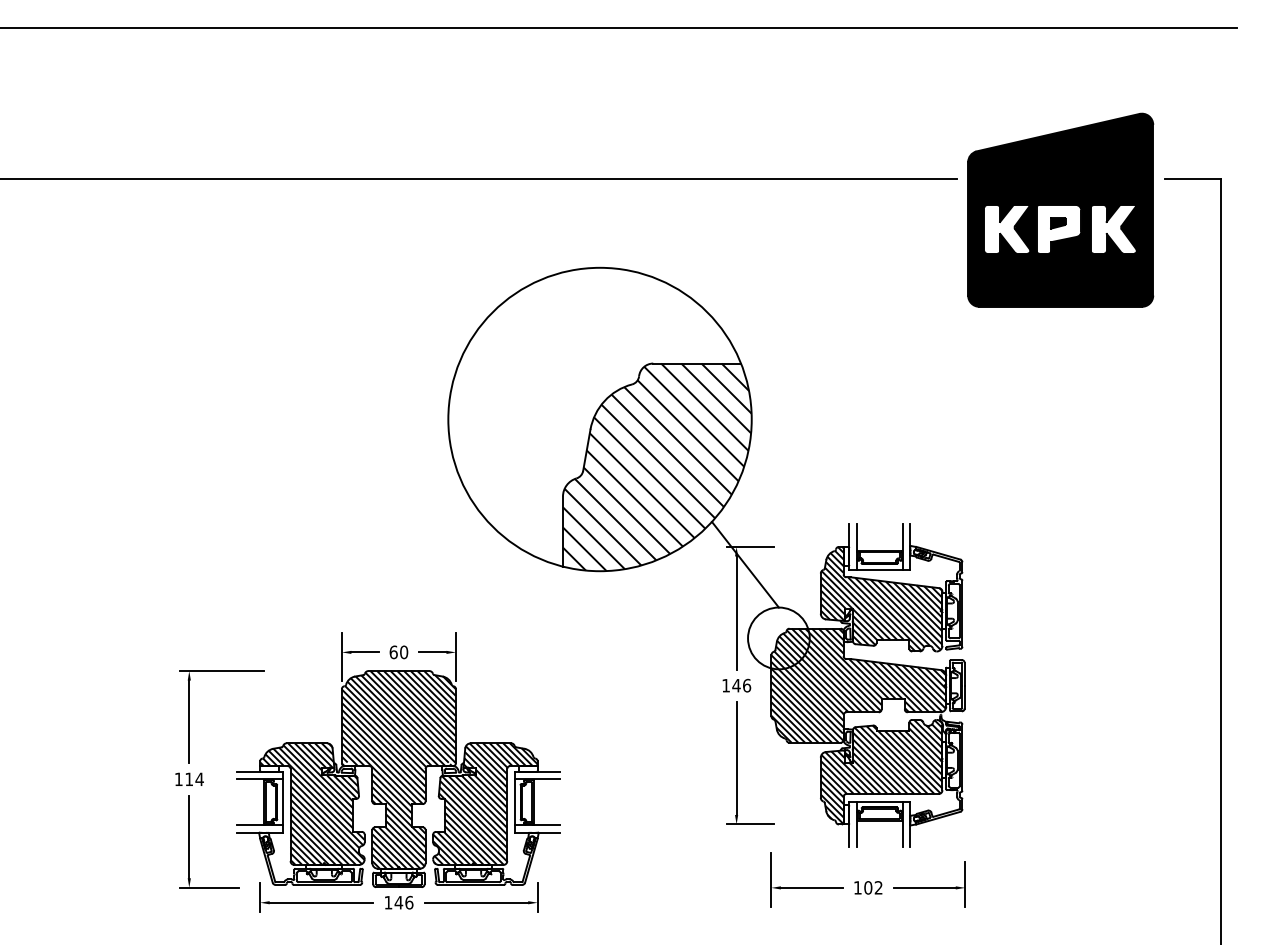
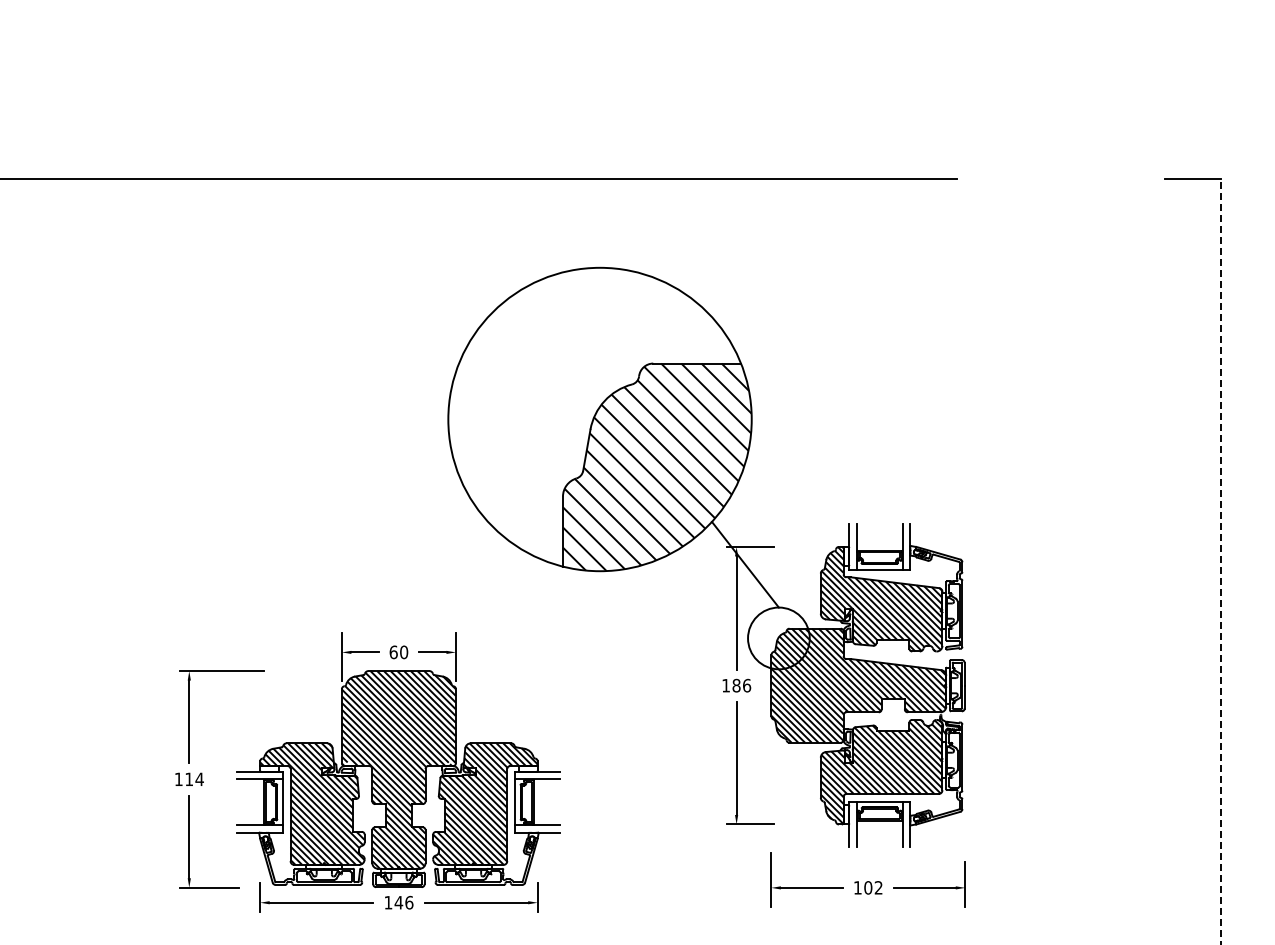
line: present -> none (619, 28)
part: present -> none (1060, 209)
line: solid -> dashed (1220, 561)
text: 146 -> 186 (736, 685)
